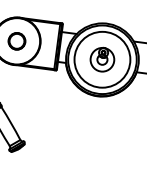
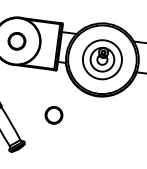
circle diameter: 56 px -> 39 px (101, 59)
part: none -> present (53, 115)
